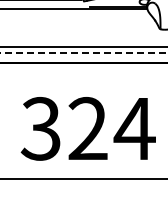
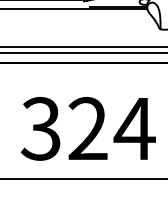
line: dashed -> solid (84, 52)
